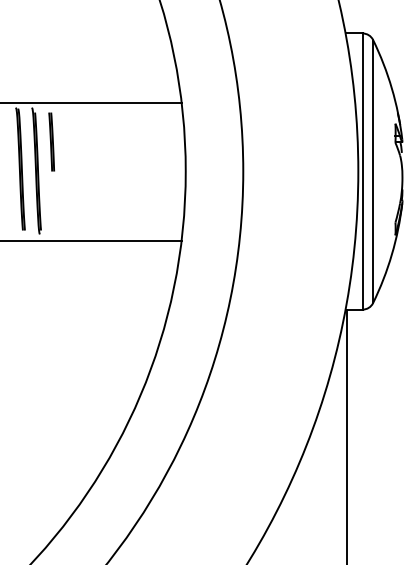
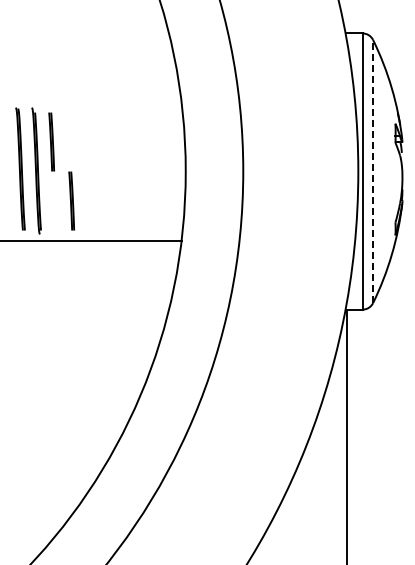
line: present -> none (91, 102)
line: solid -> dashed (373, 171)
part: none -> present (71, 200)
